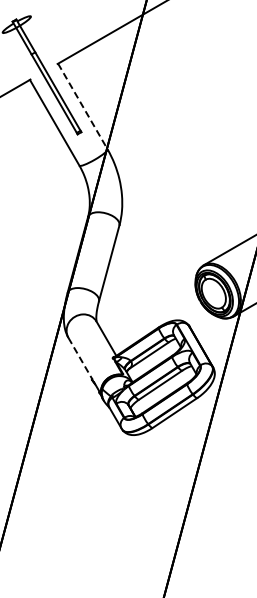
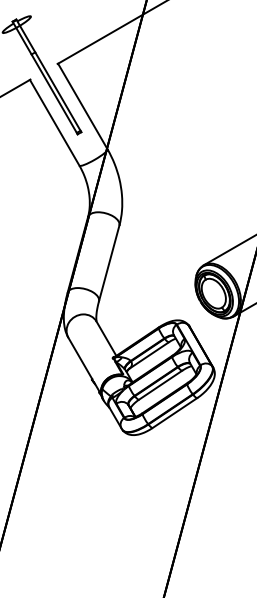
line: dashed -> solid (82, 106)
line: dashed -> solid (80, 358)
